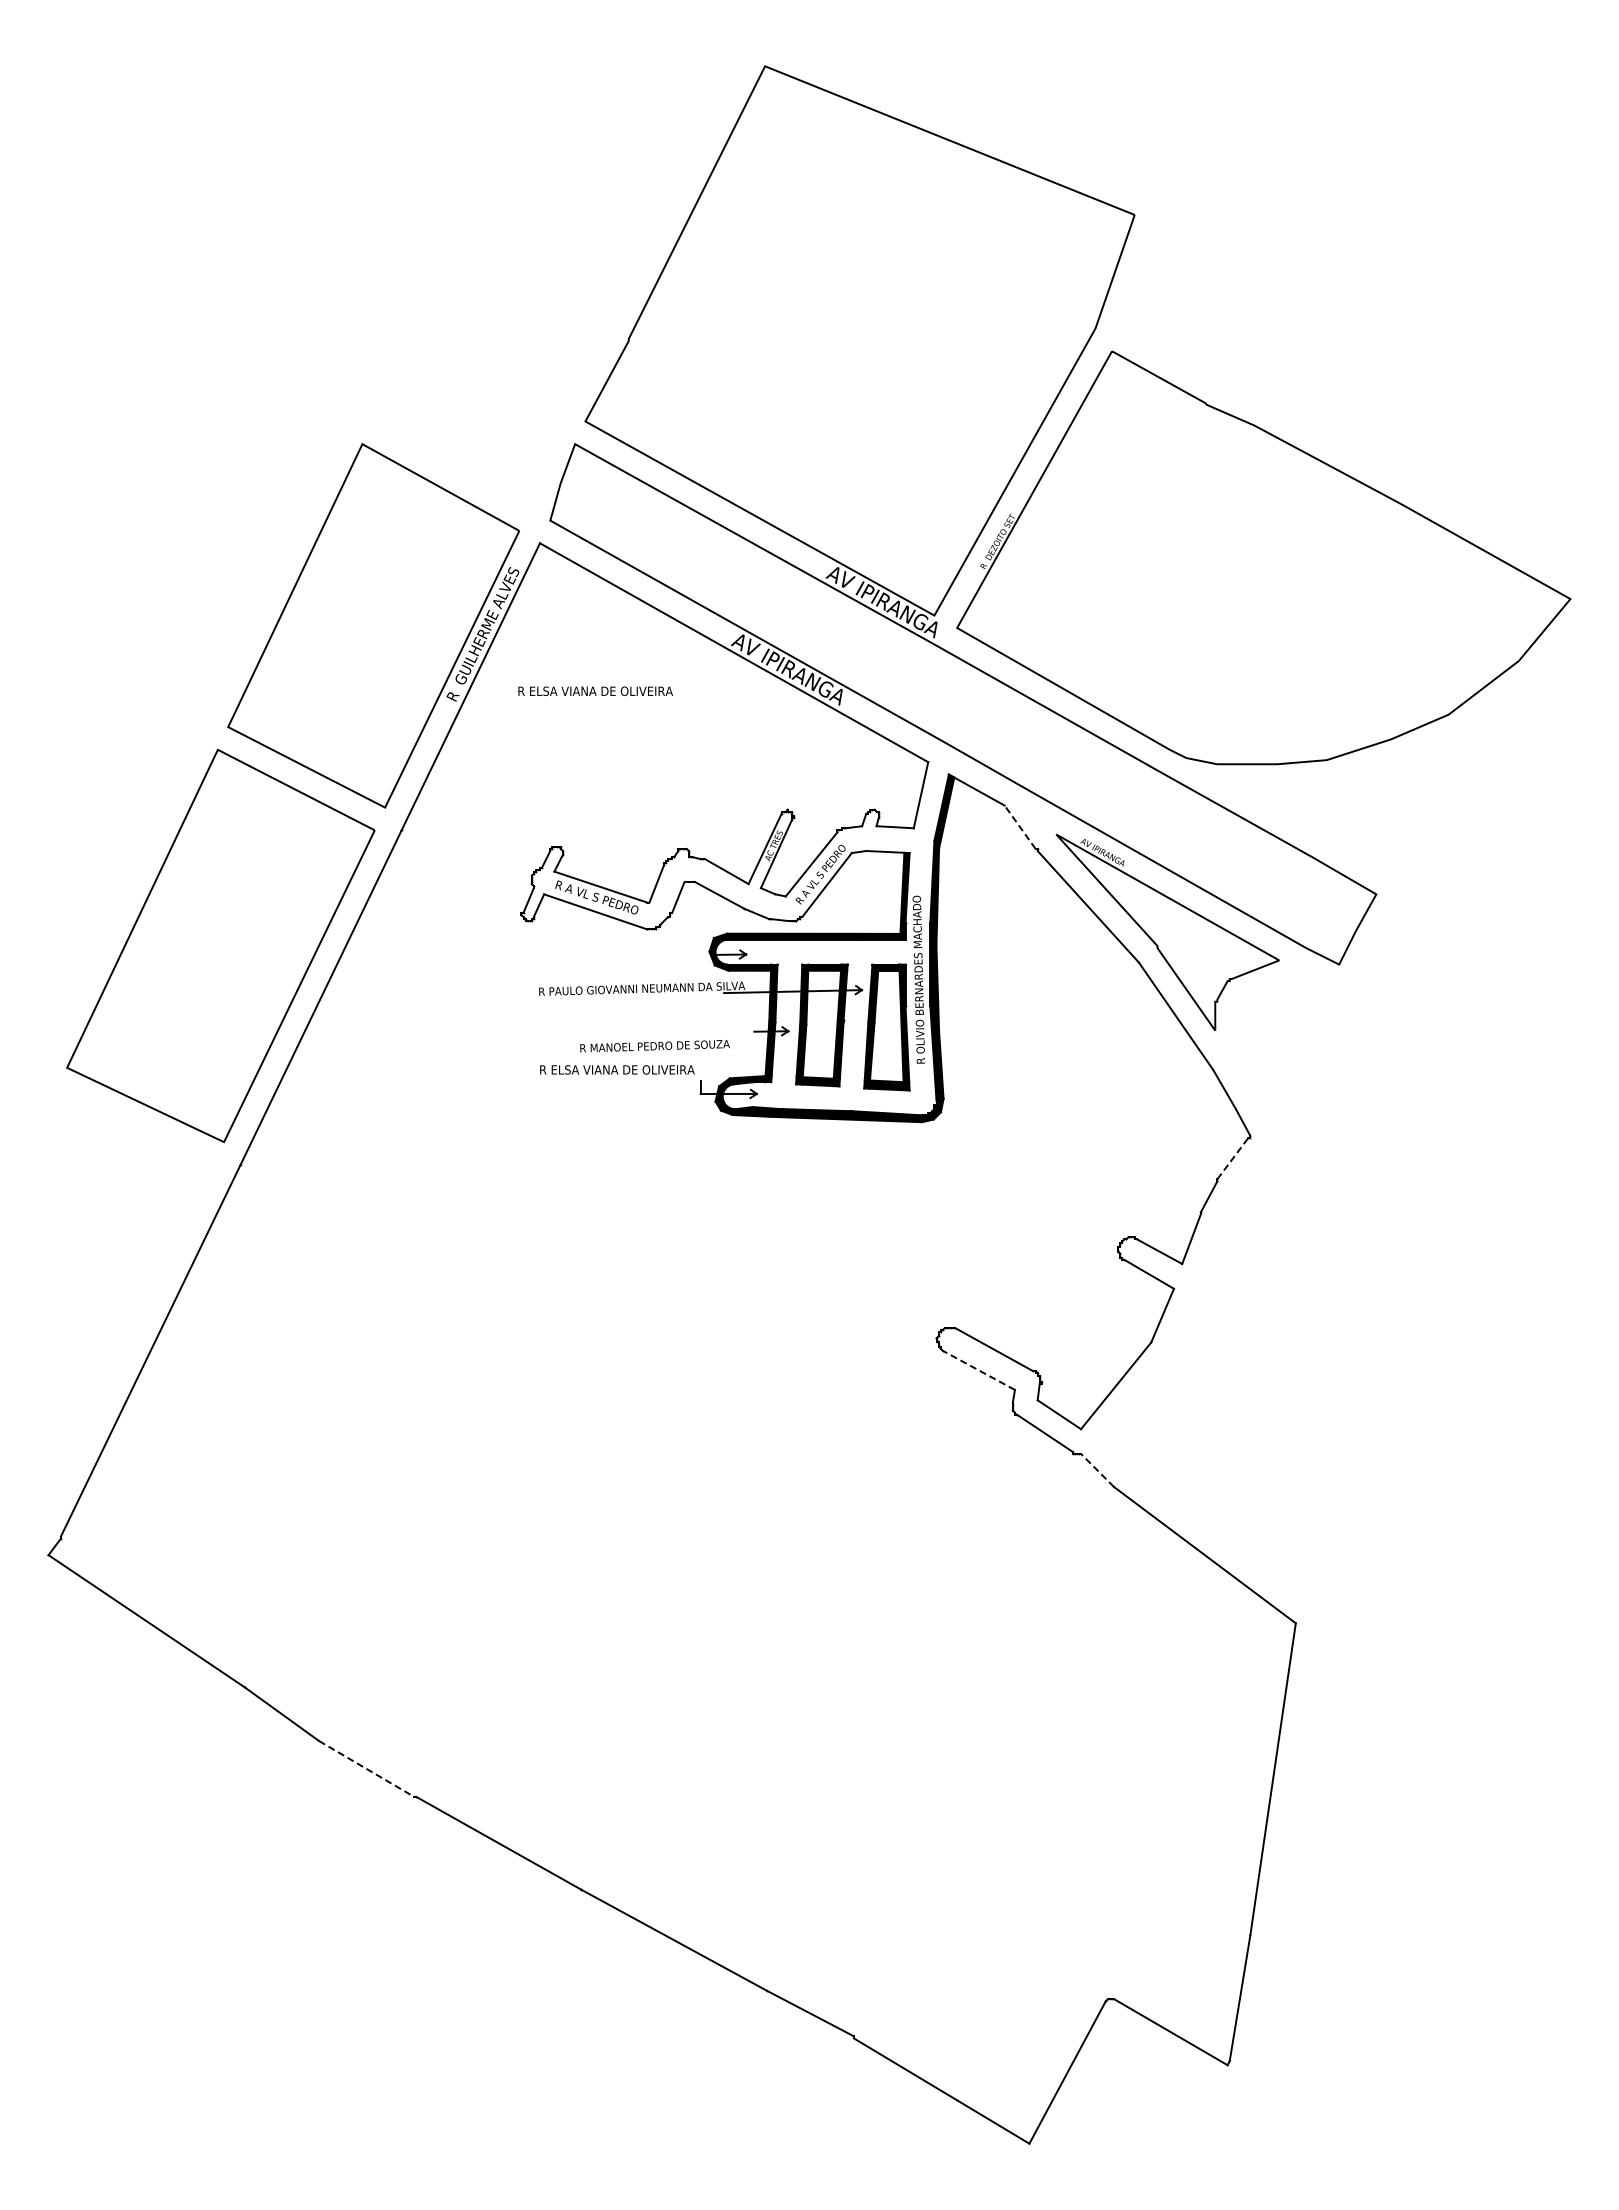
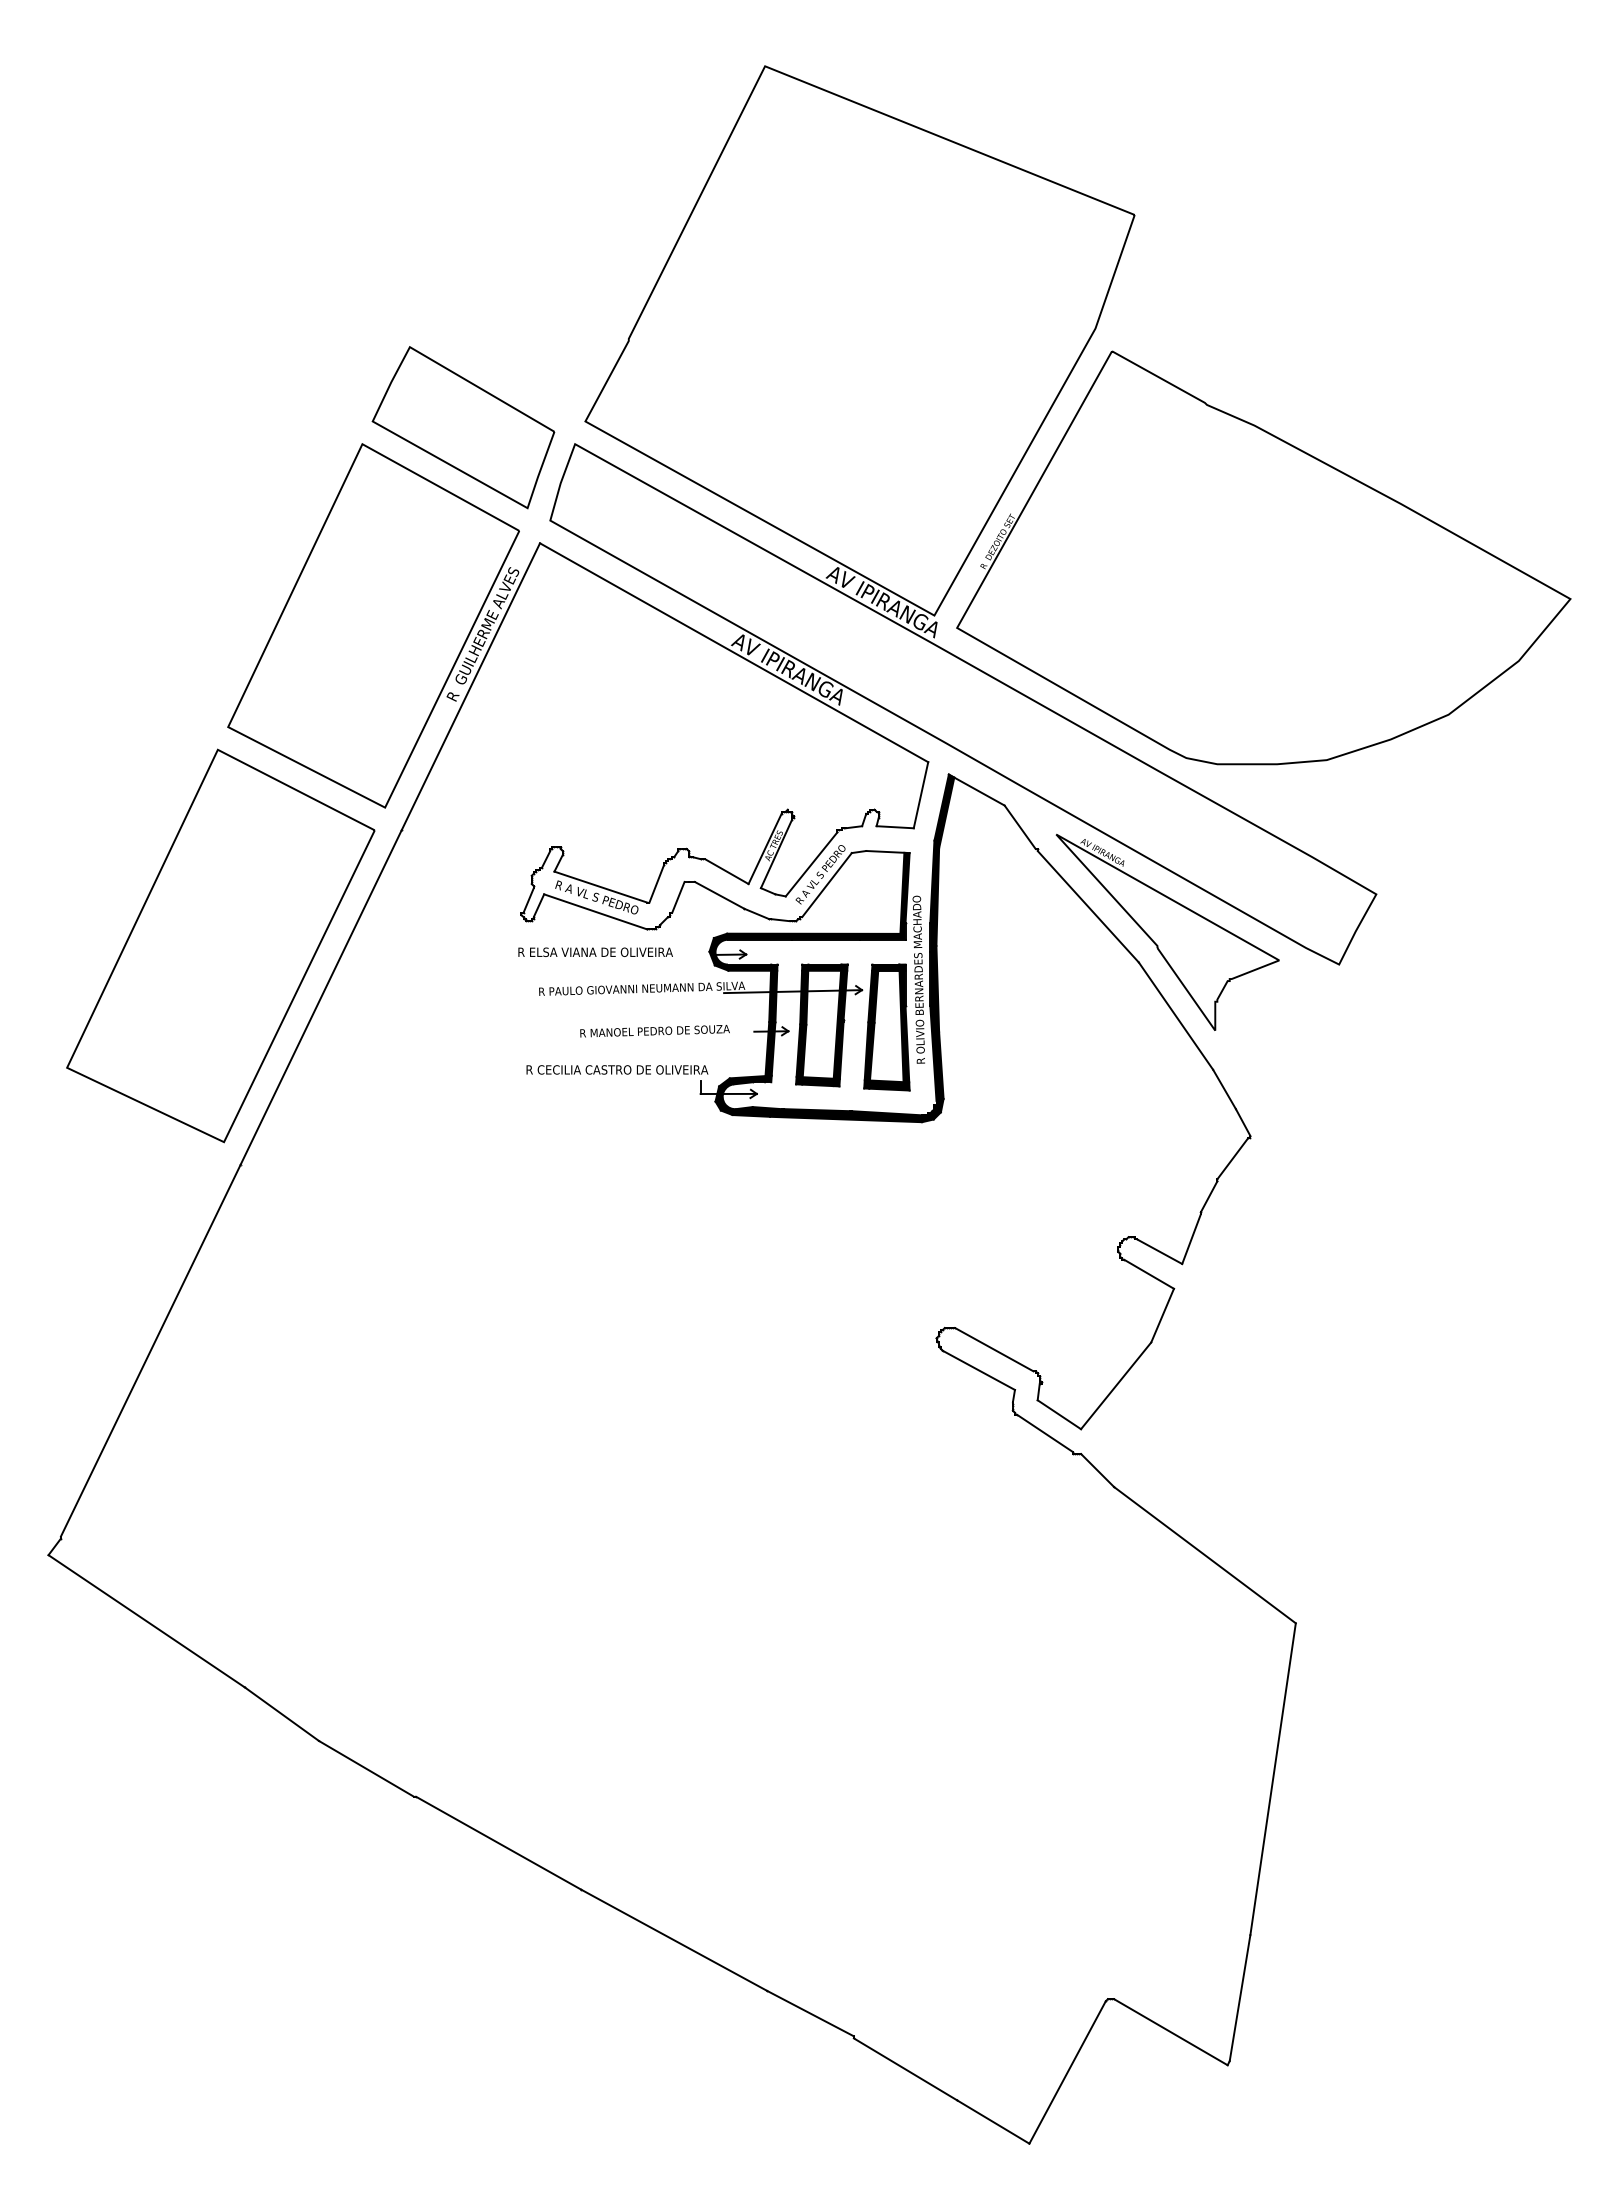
part: none -> present (463, 427)
text position: (595, 690) -> (595, 951) (595, 951)
line: dashed -> solid (1020, 827)
text position: (654, 1046) -> (654, 1031) (654, 1031)
text: R ELSA VIANA DE OLIVEIRA -> R CECILIA CASTRO DE OLIVEIRA (617, 1069)
line: dashed -> solid (1232, 1158)
line: dashed -> solid (978, 1370)
line: dashed -> solid (1097, 1470)
line: dashed -> solid (366, 1769)
